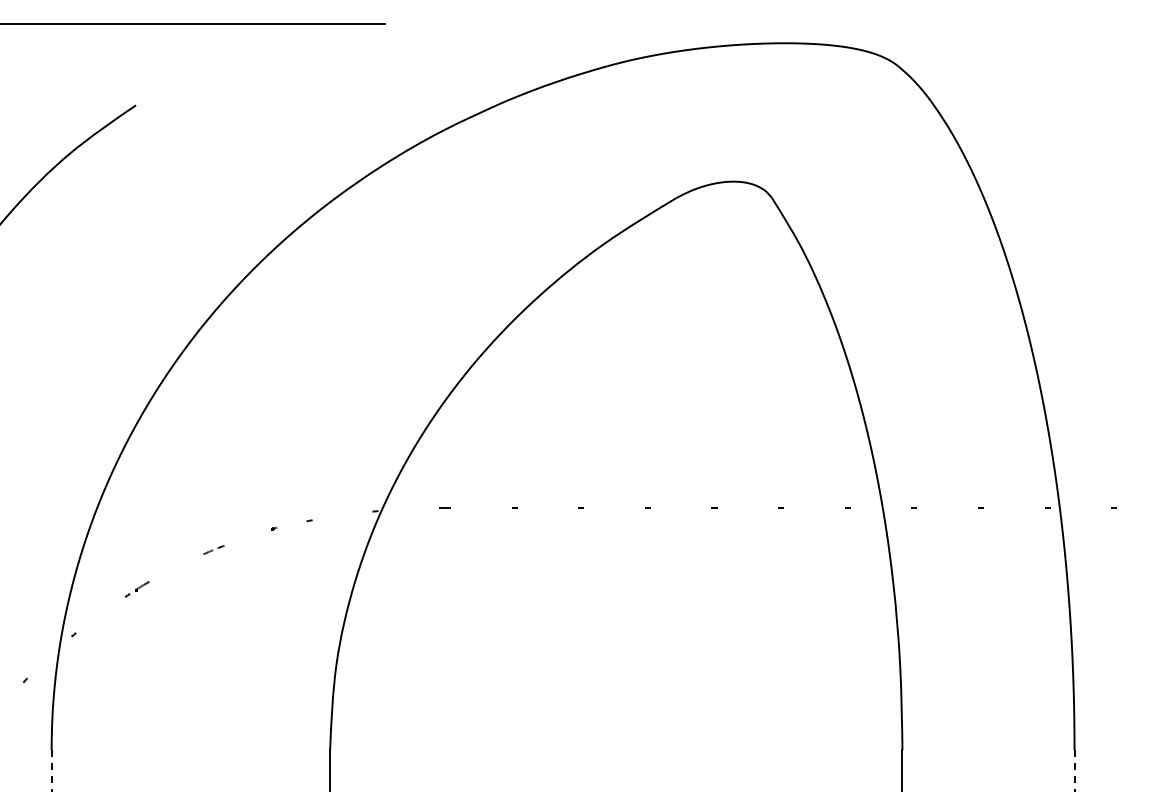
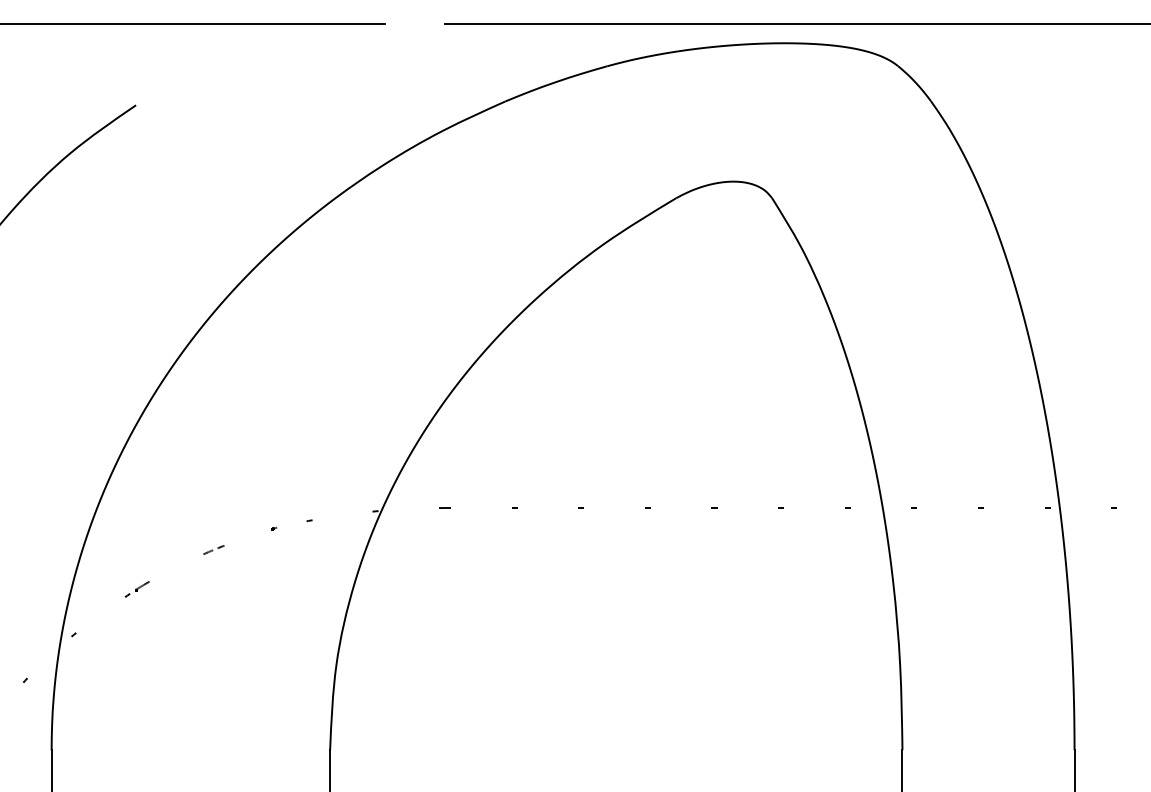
line: none -> present (796, 23)
line: dashed -> solid (51, 771)
line: dashed -> solid (1074, 771)
